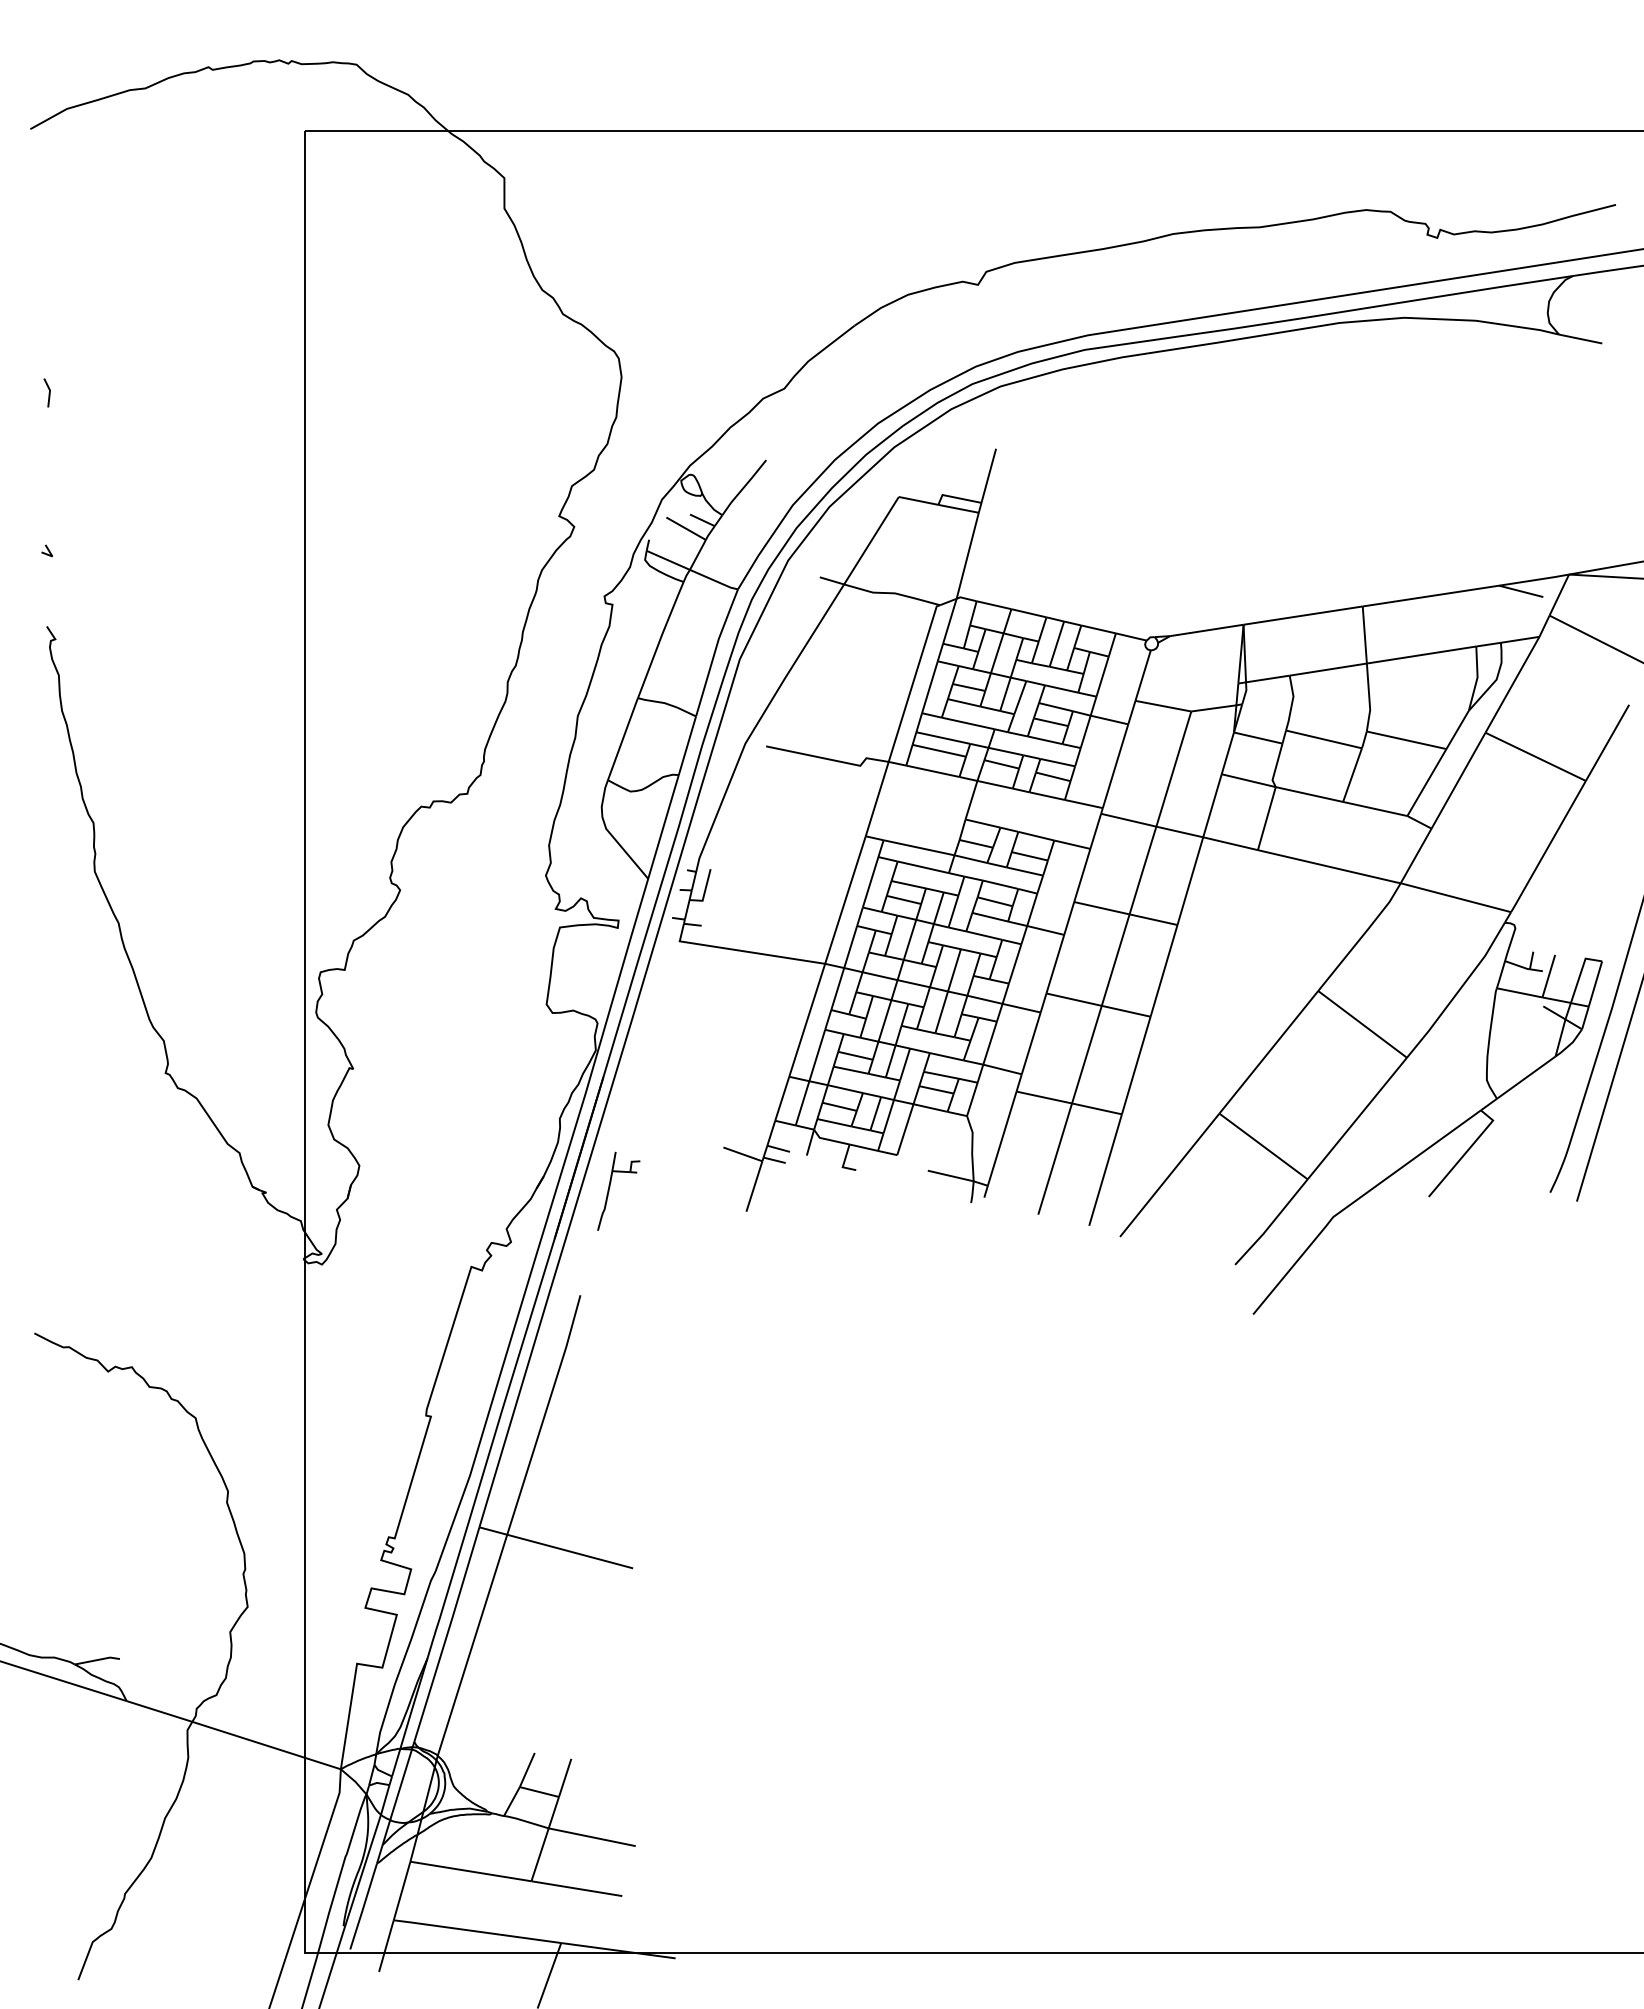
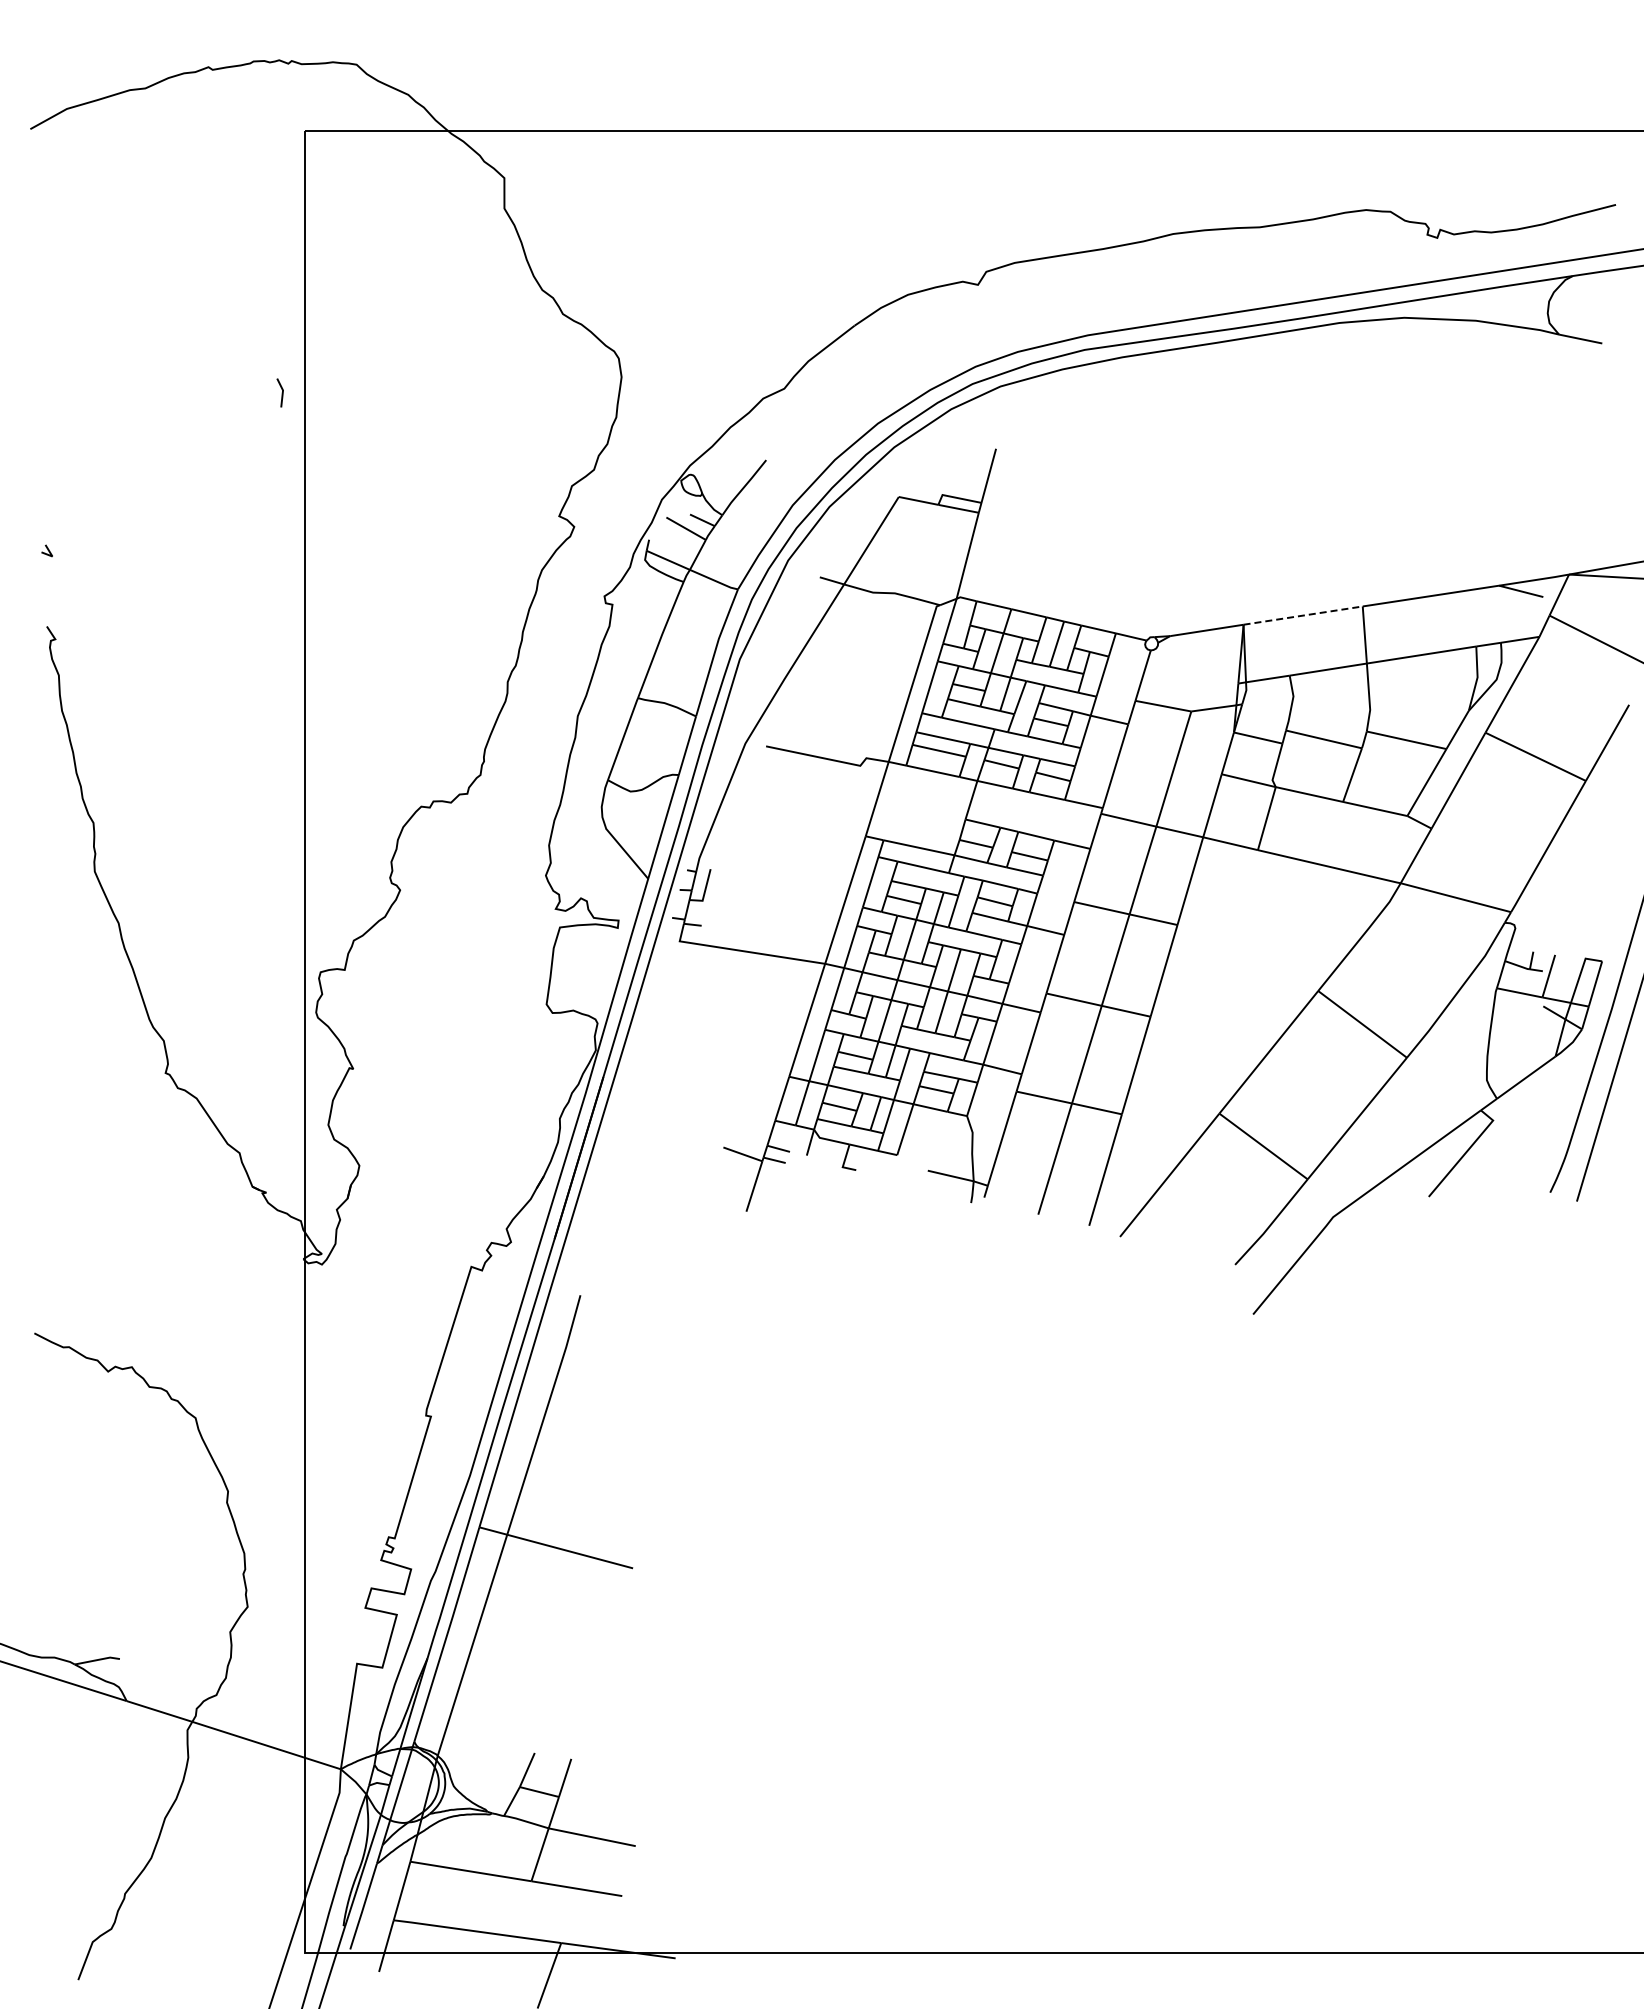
line position: (48, 392) -> (281, 392) (281, 392)
line: solid -> dashed (1303, 615)
part: present -> none (610, 1187)
